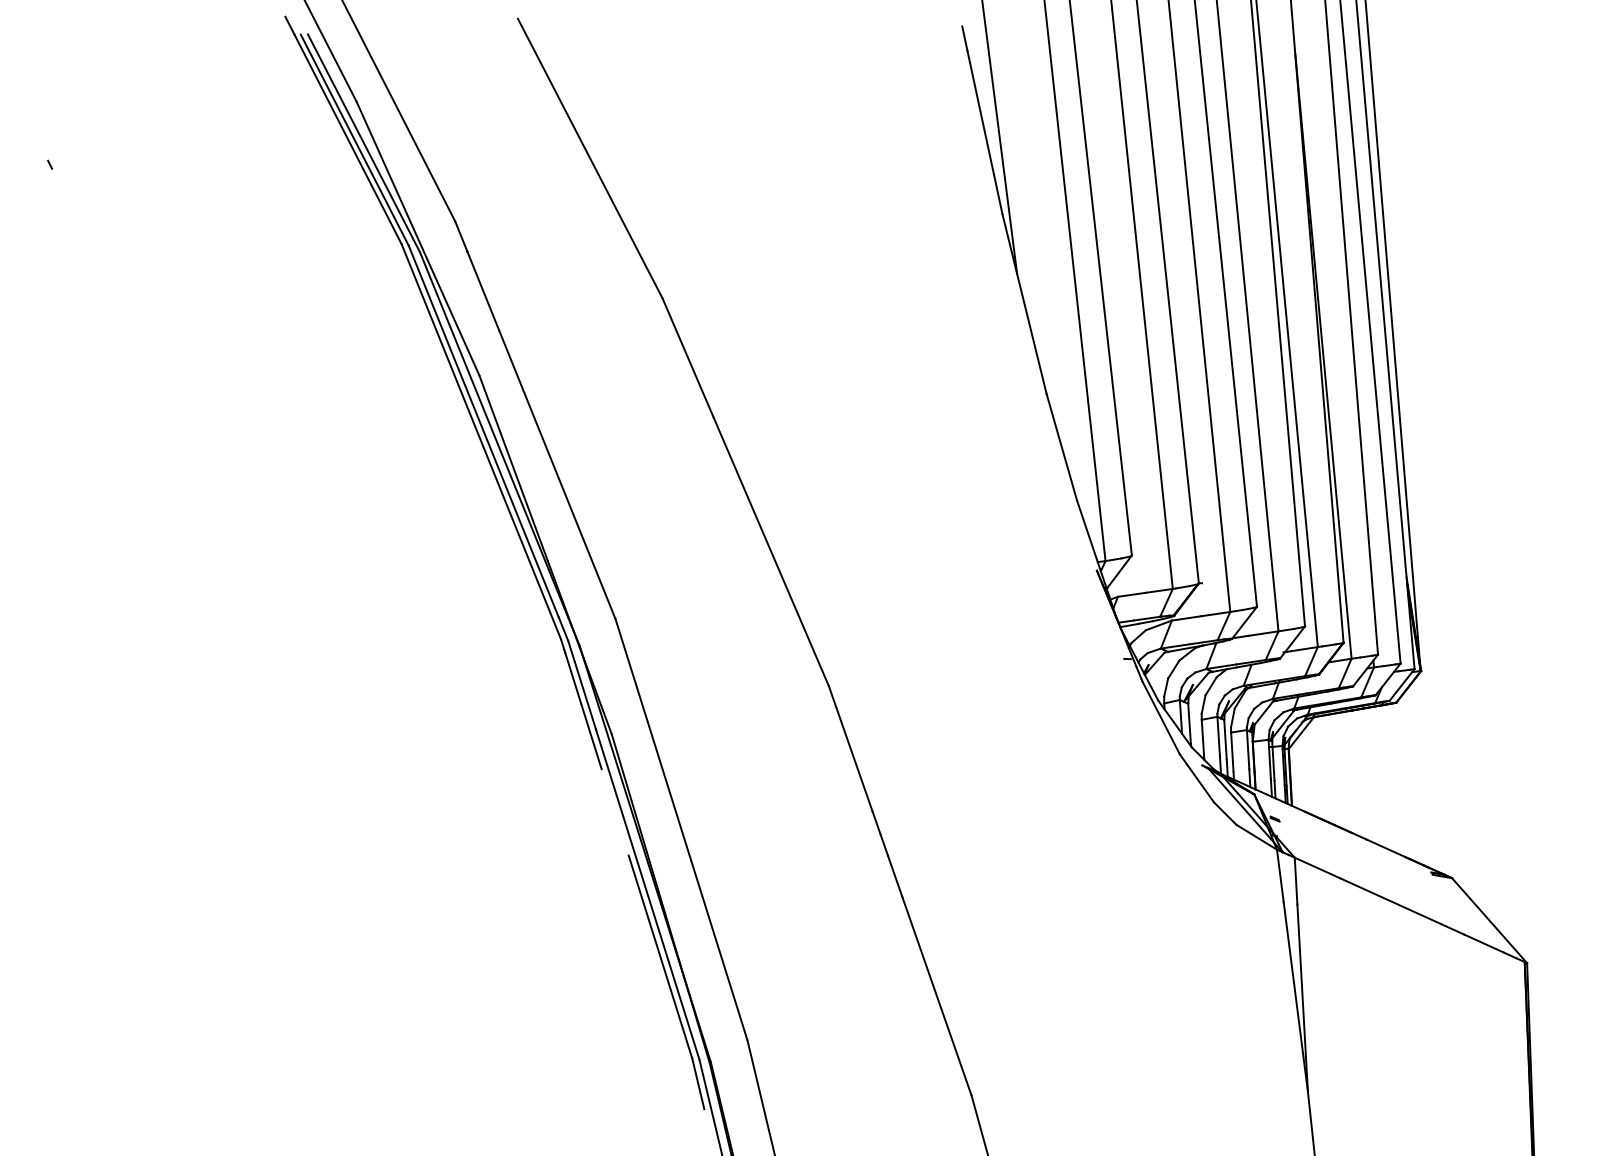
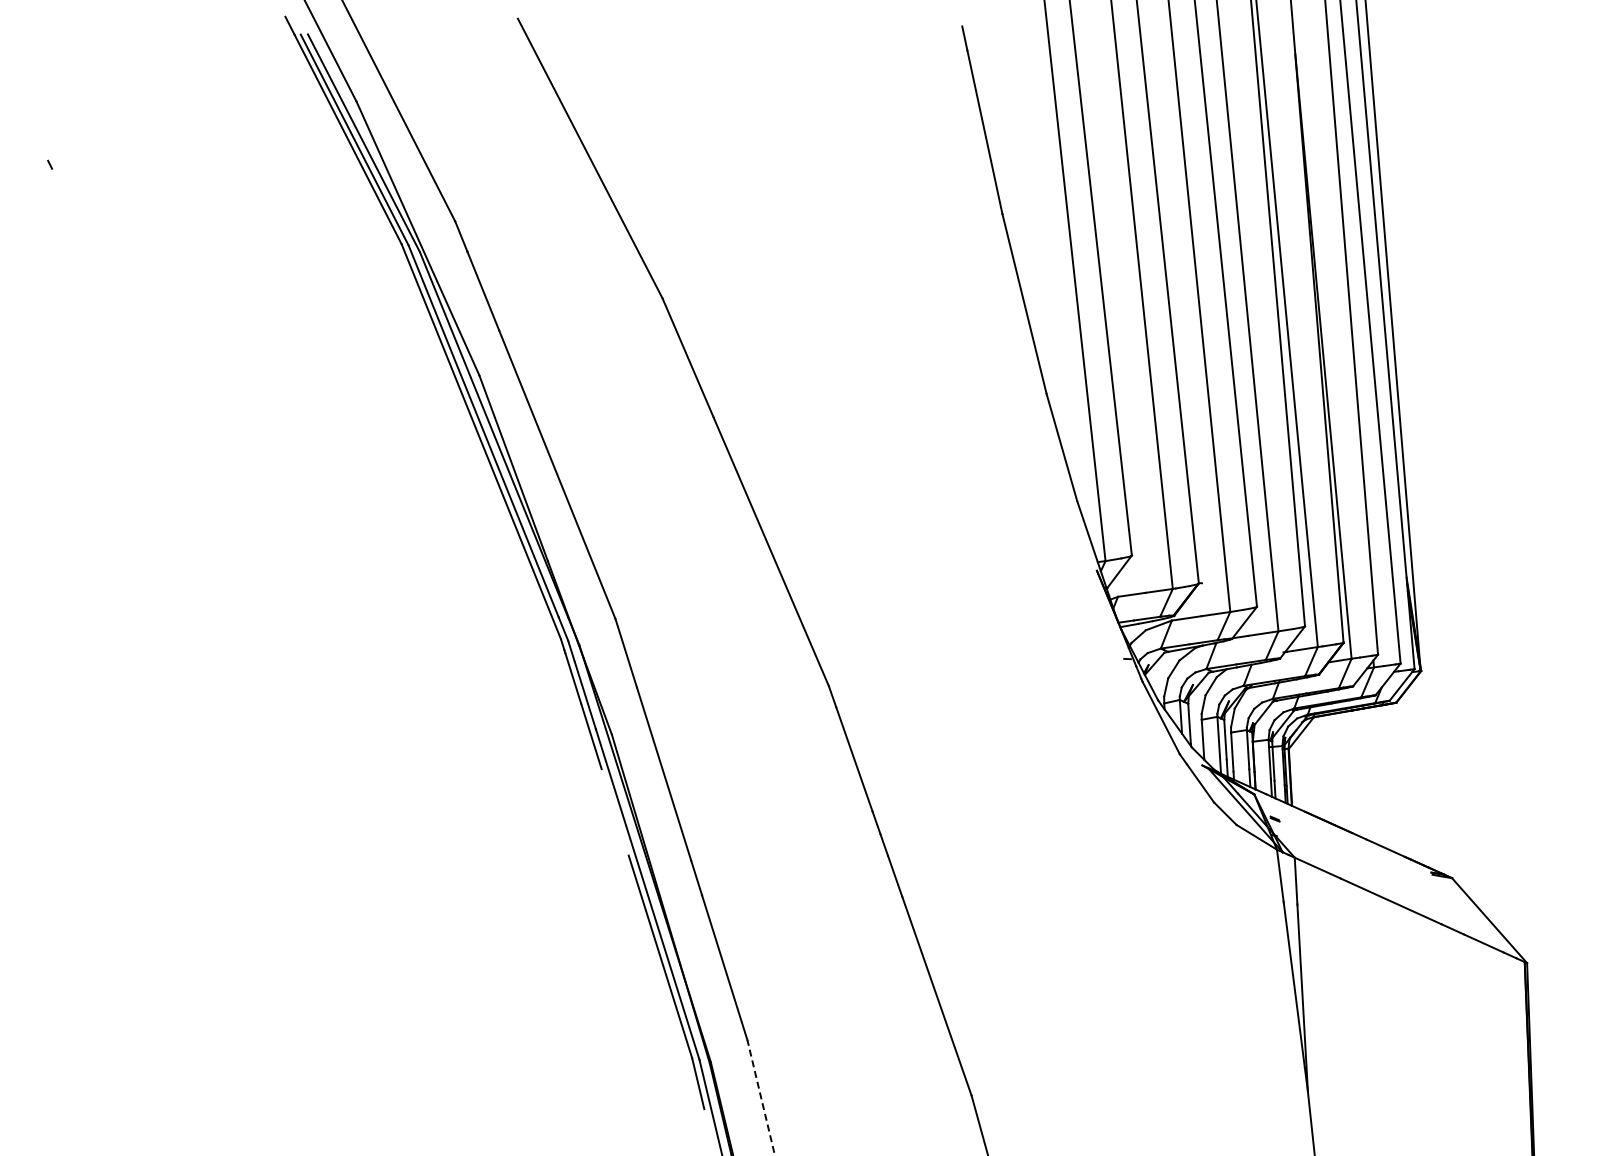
line: present -> none (999, 137)
line: solid -> dashed (761, 1097)
